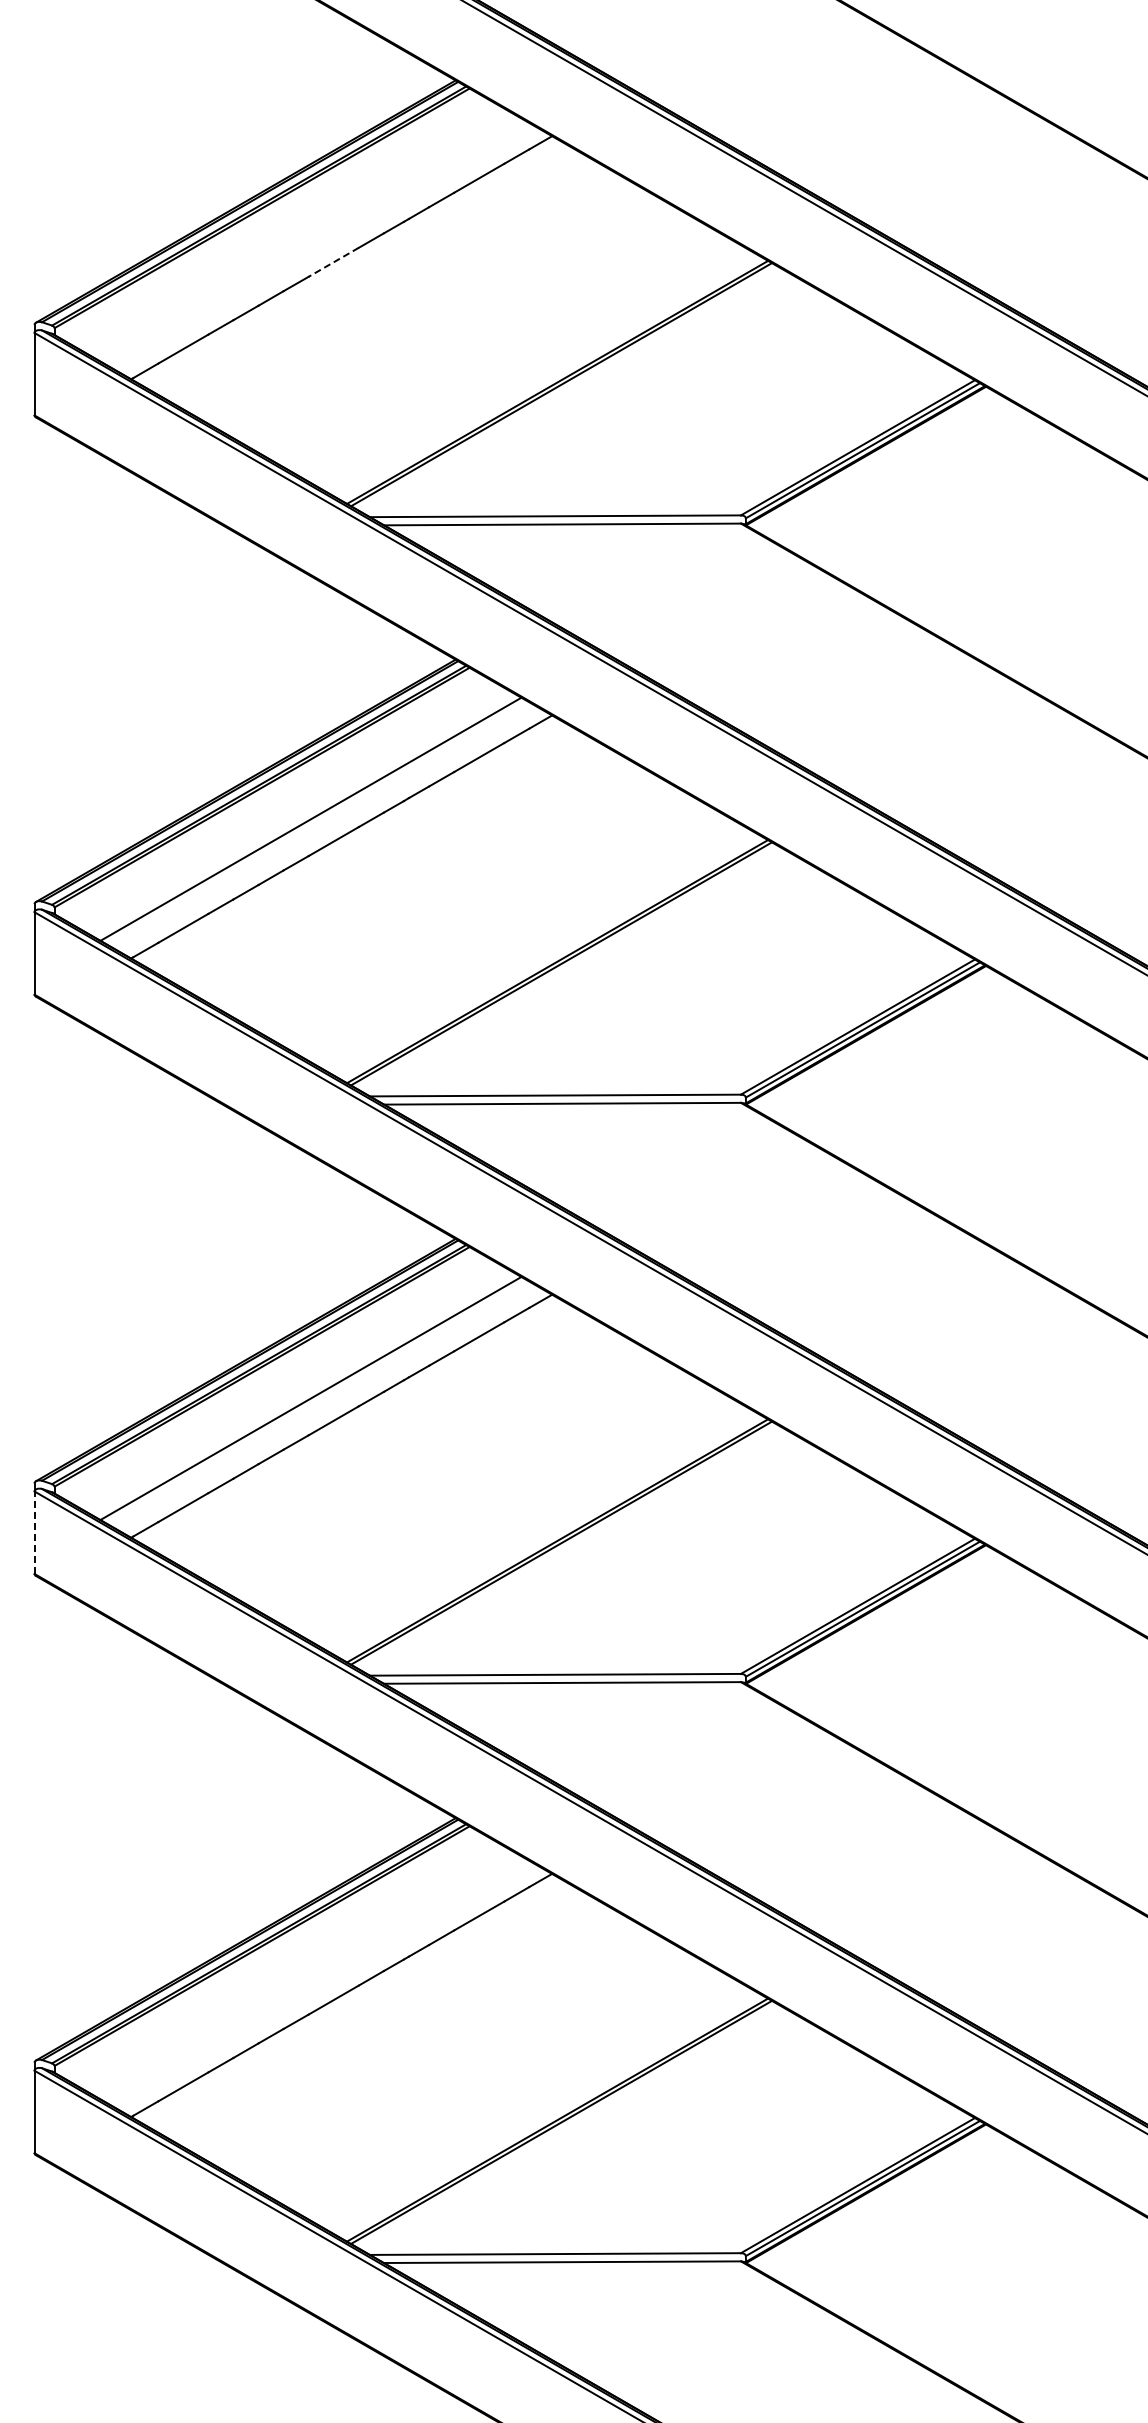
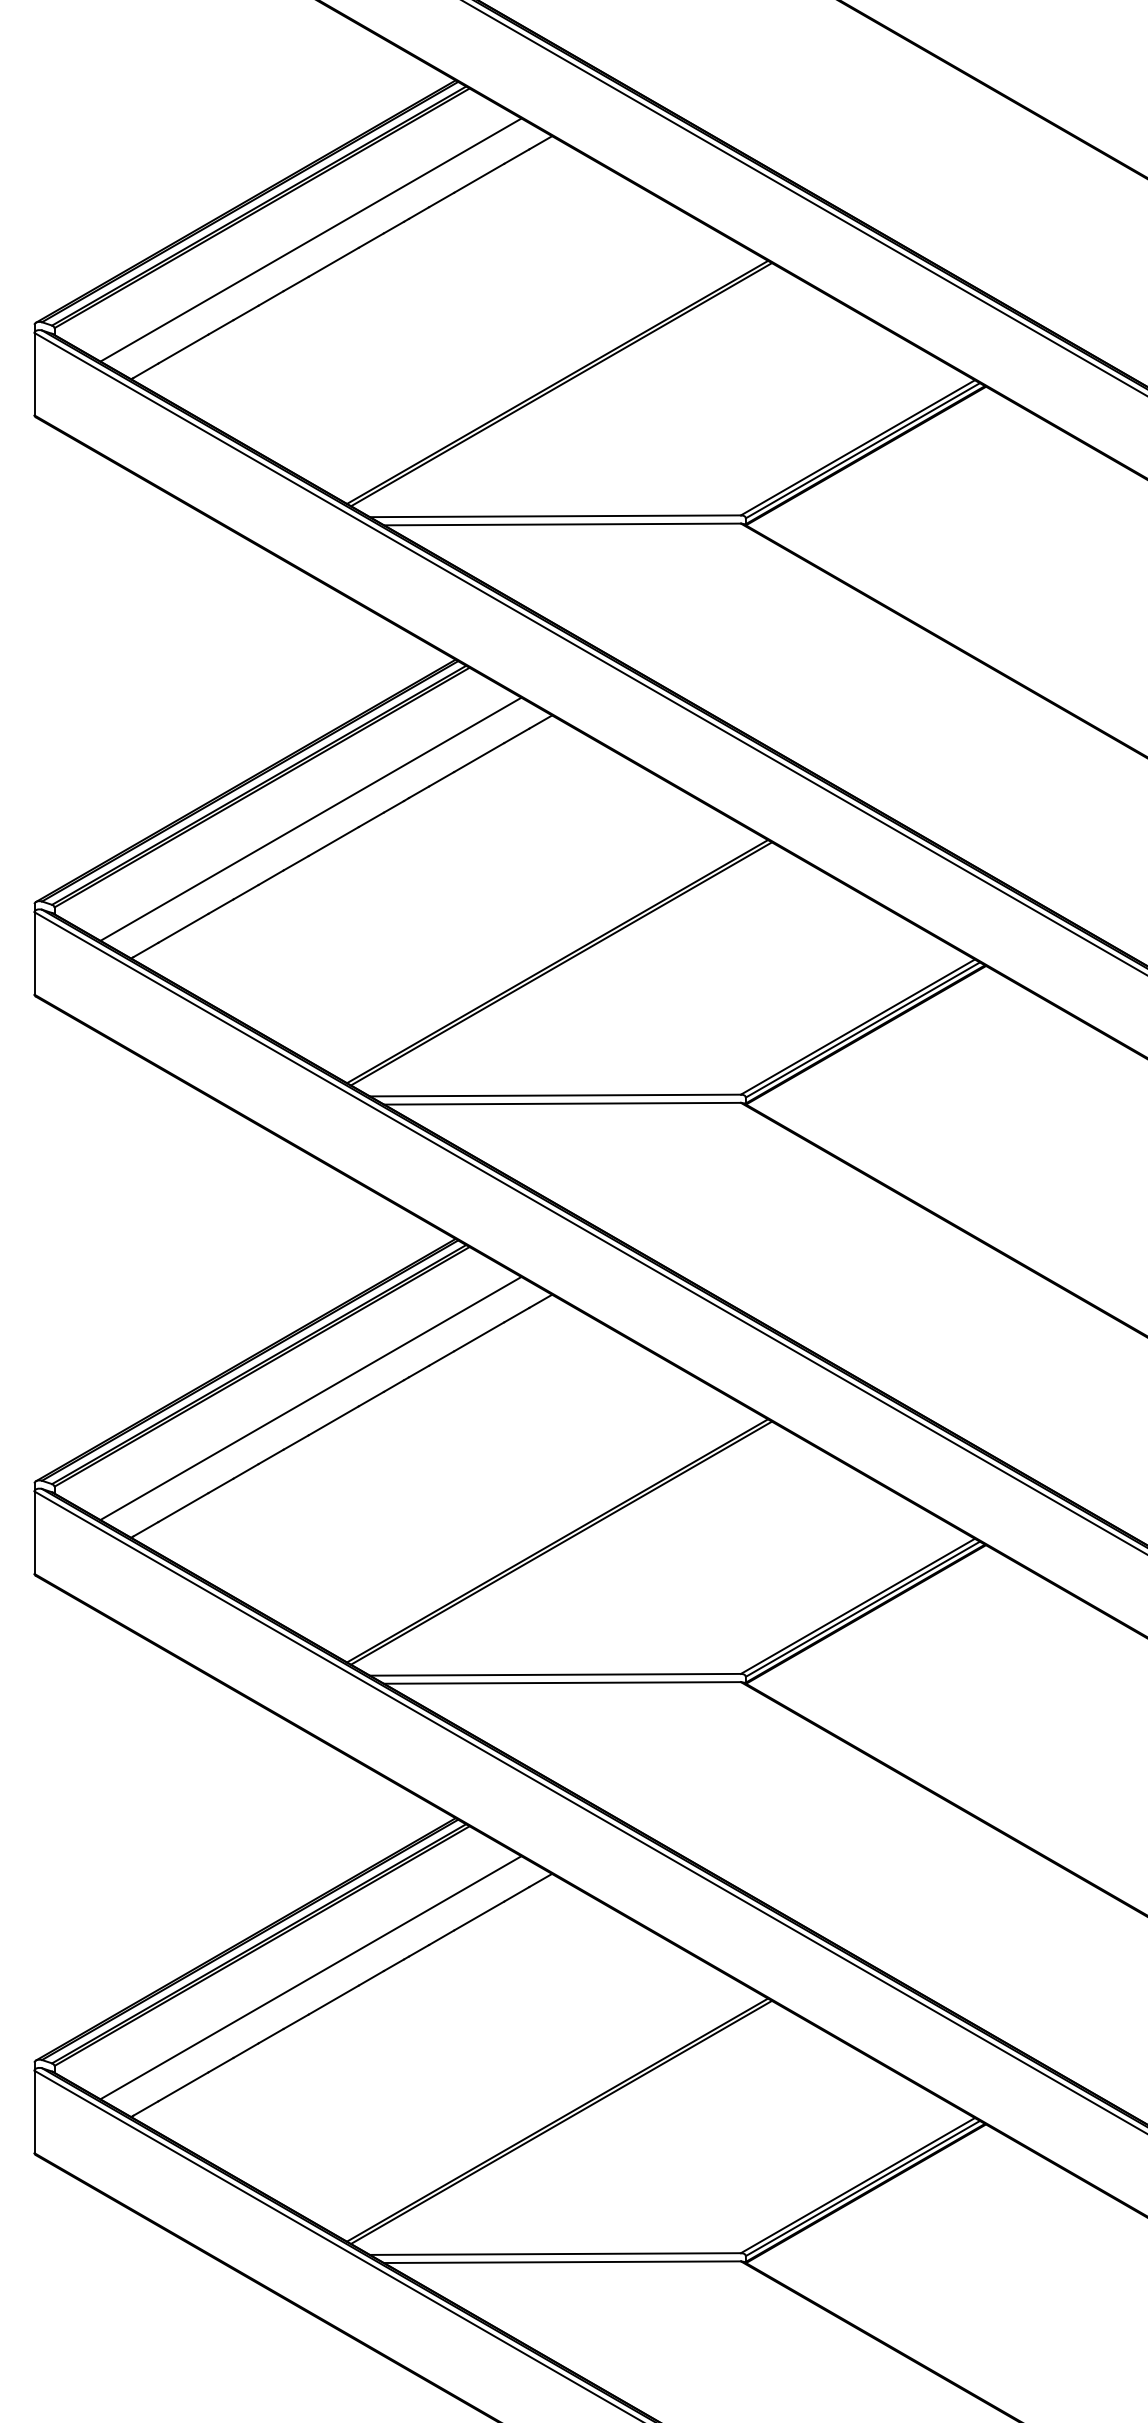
line: none -> present (310, 239)
line: dashed -> solid (333, 262)
line: dashed -> solid (34, 1532)
line: none -> present (310, 1977)
